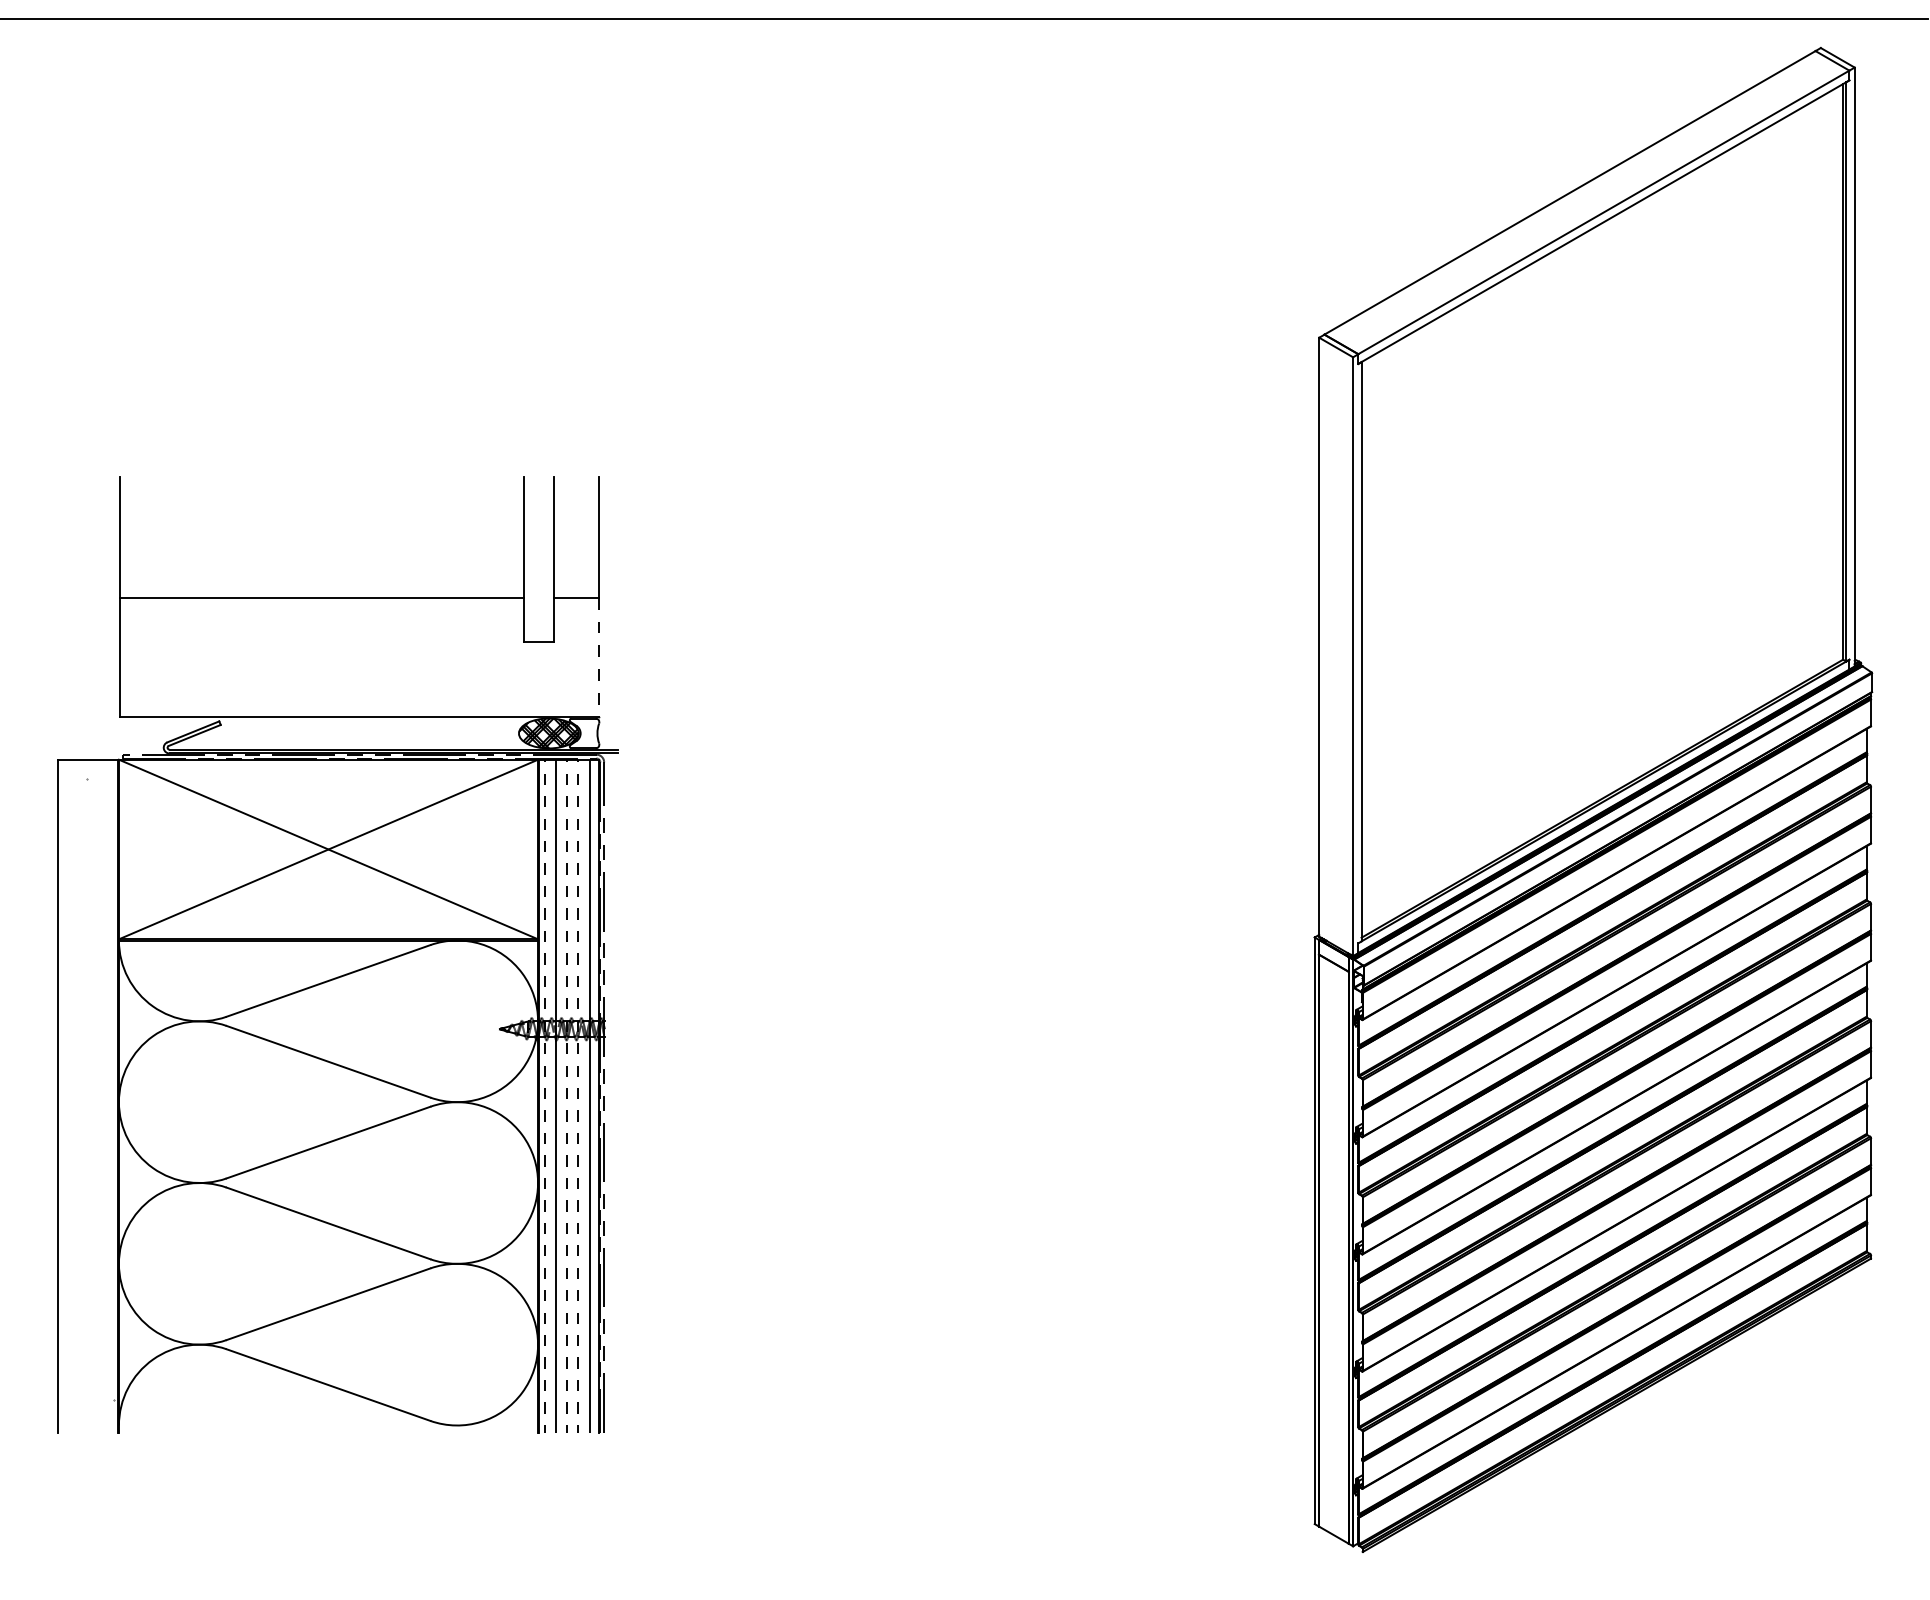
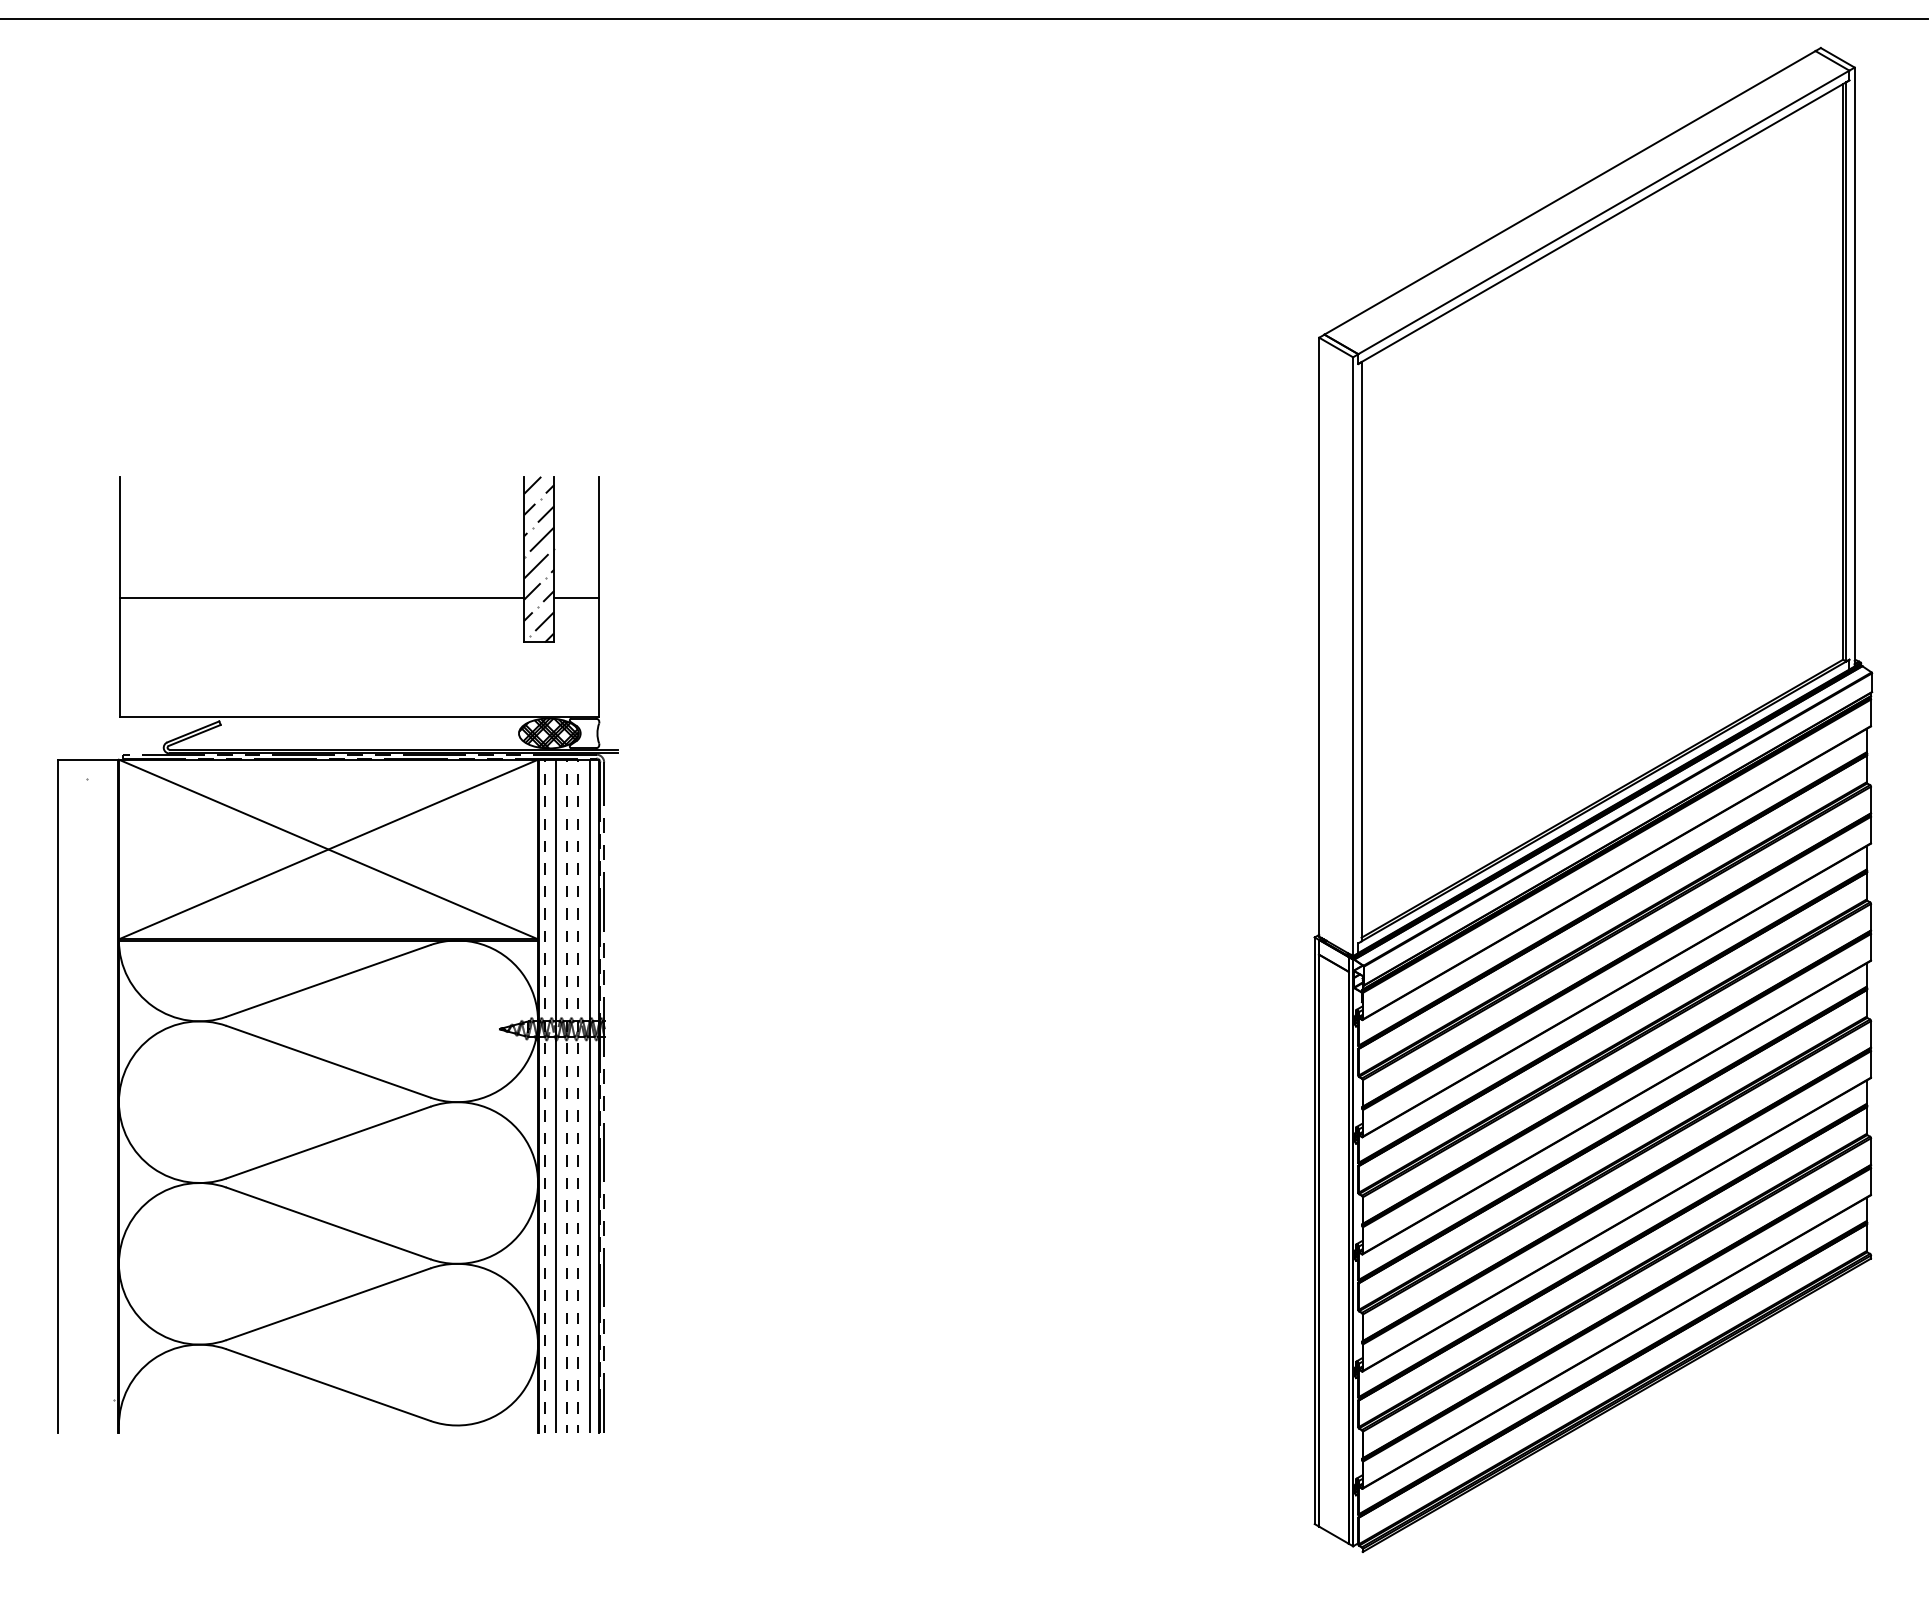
hatch: none -> present (539, 559)
line: dashed -> solid (599, 657)
